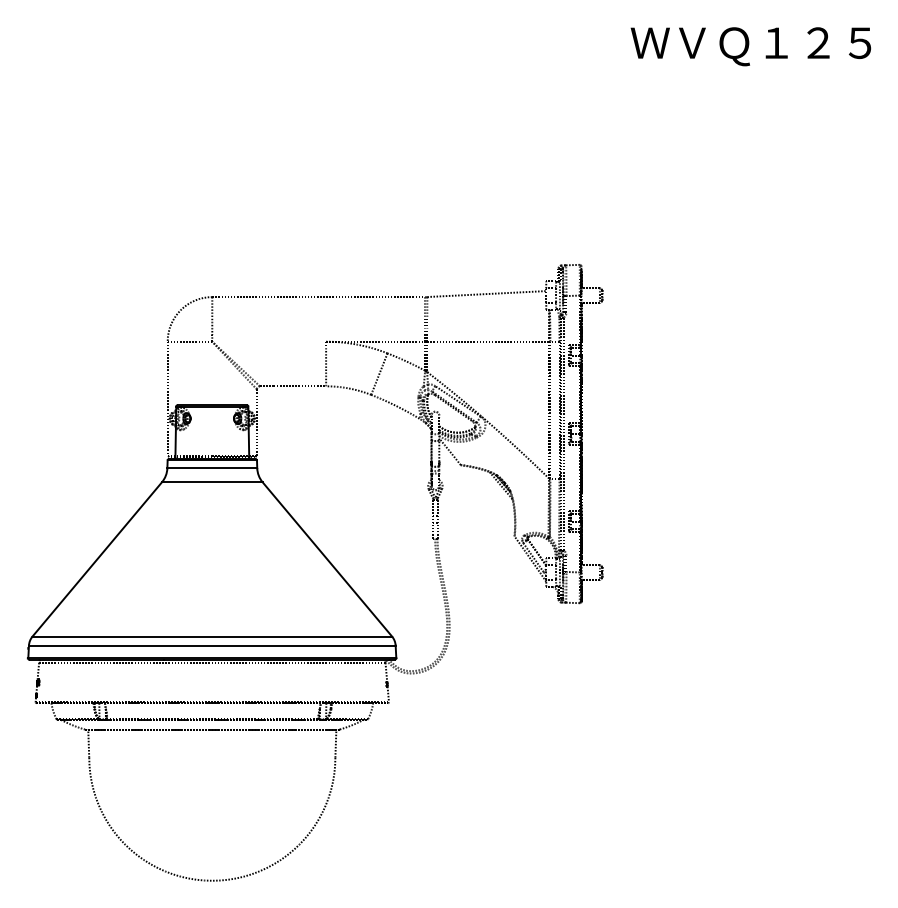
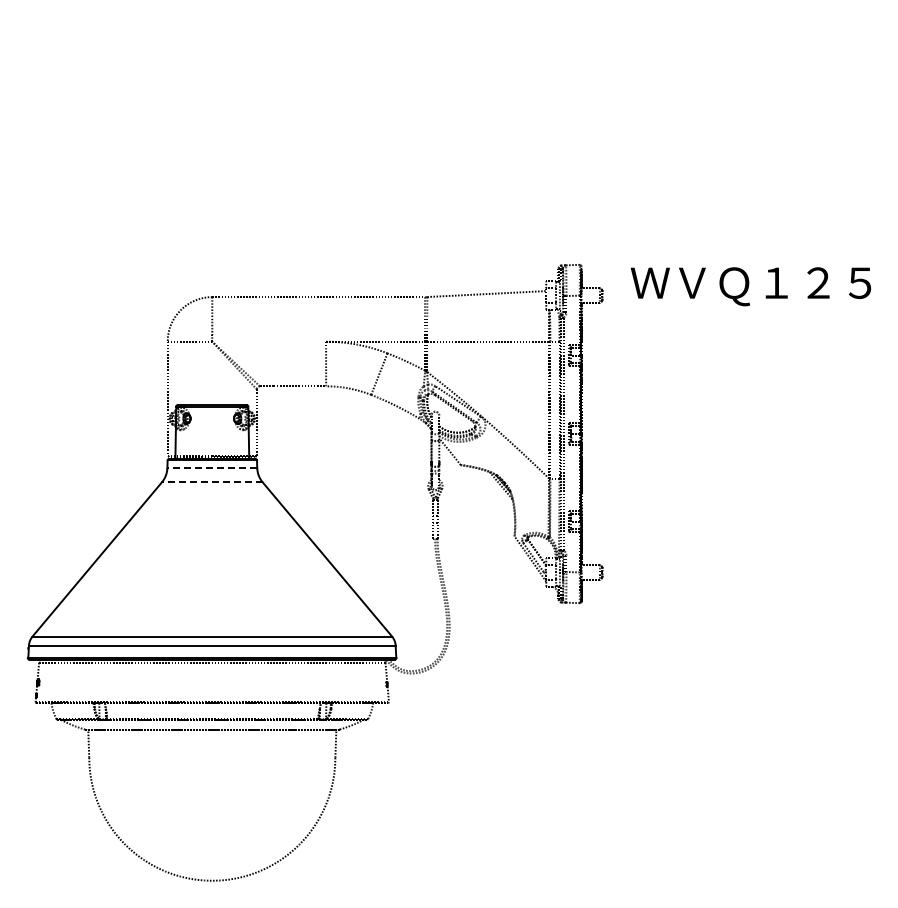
text position: (750, 46) -> (750, 286) (750, 286)
line: solid -> dashed (212, 468)
line: solid -> dashed (211, 482)
